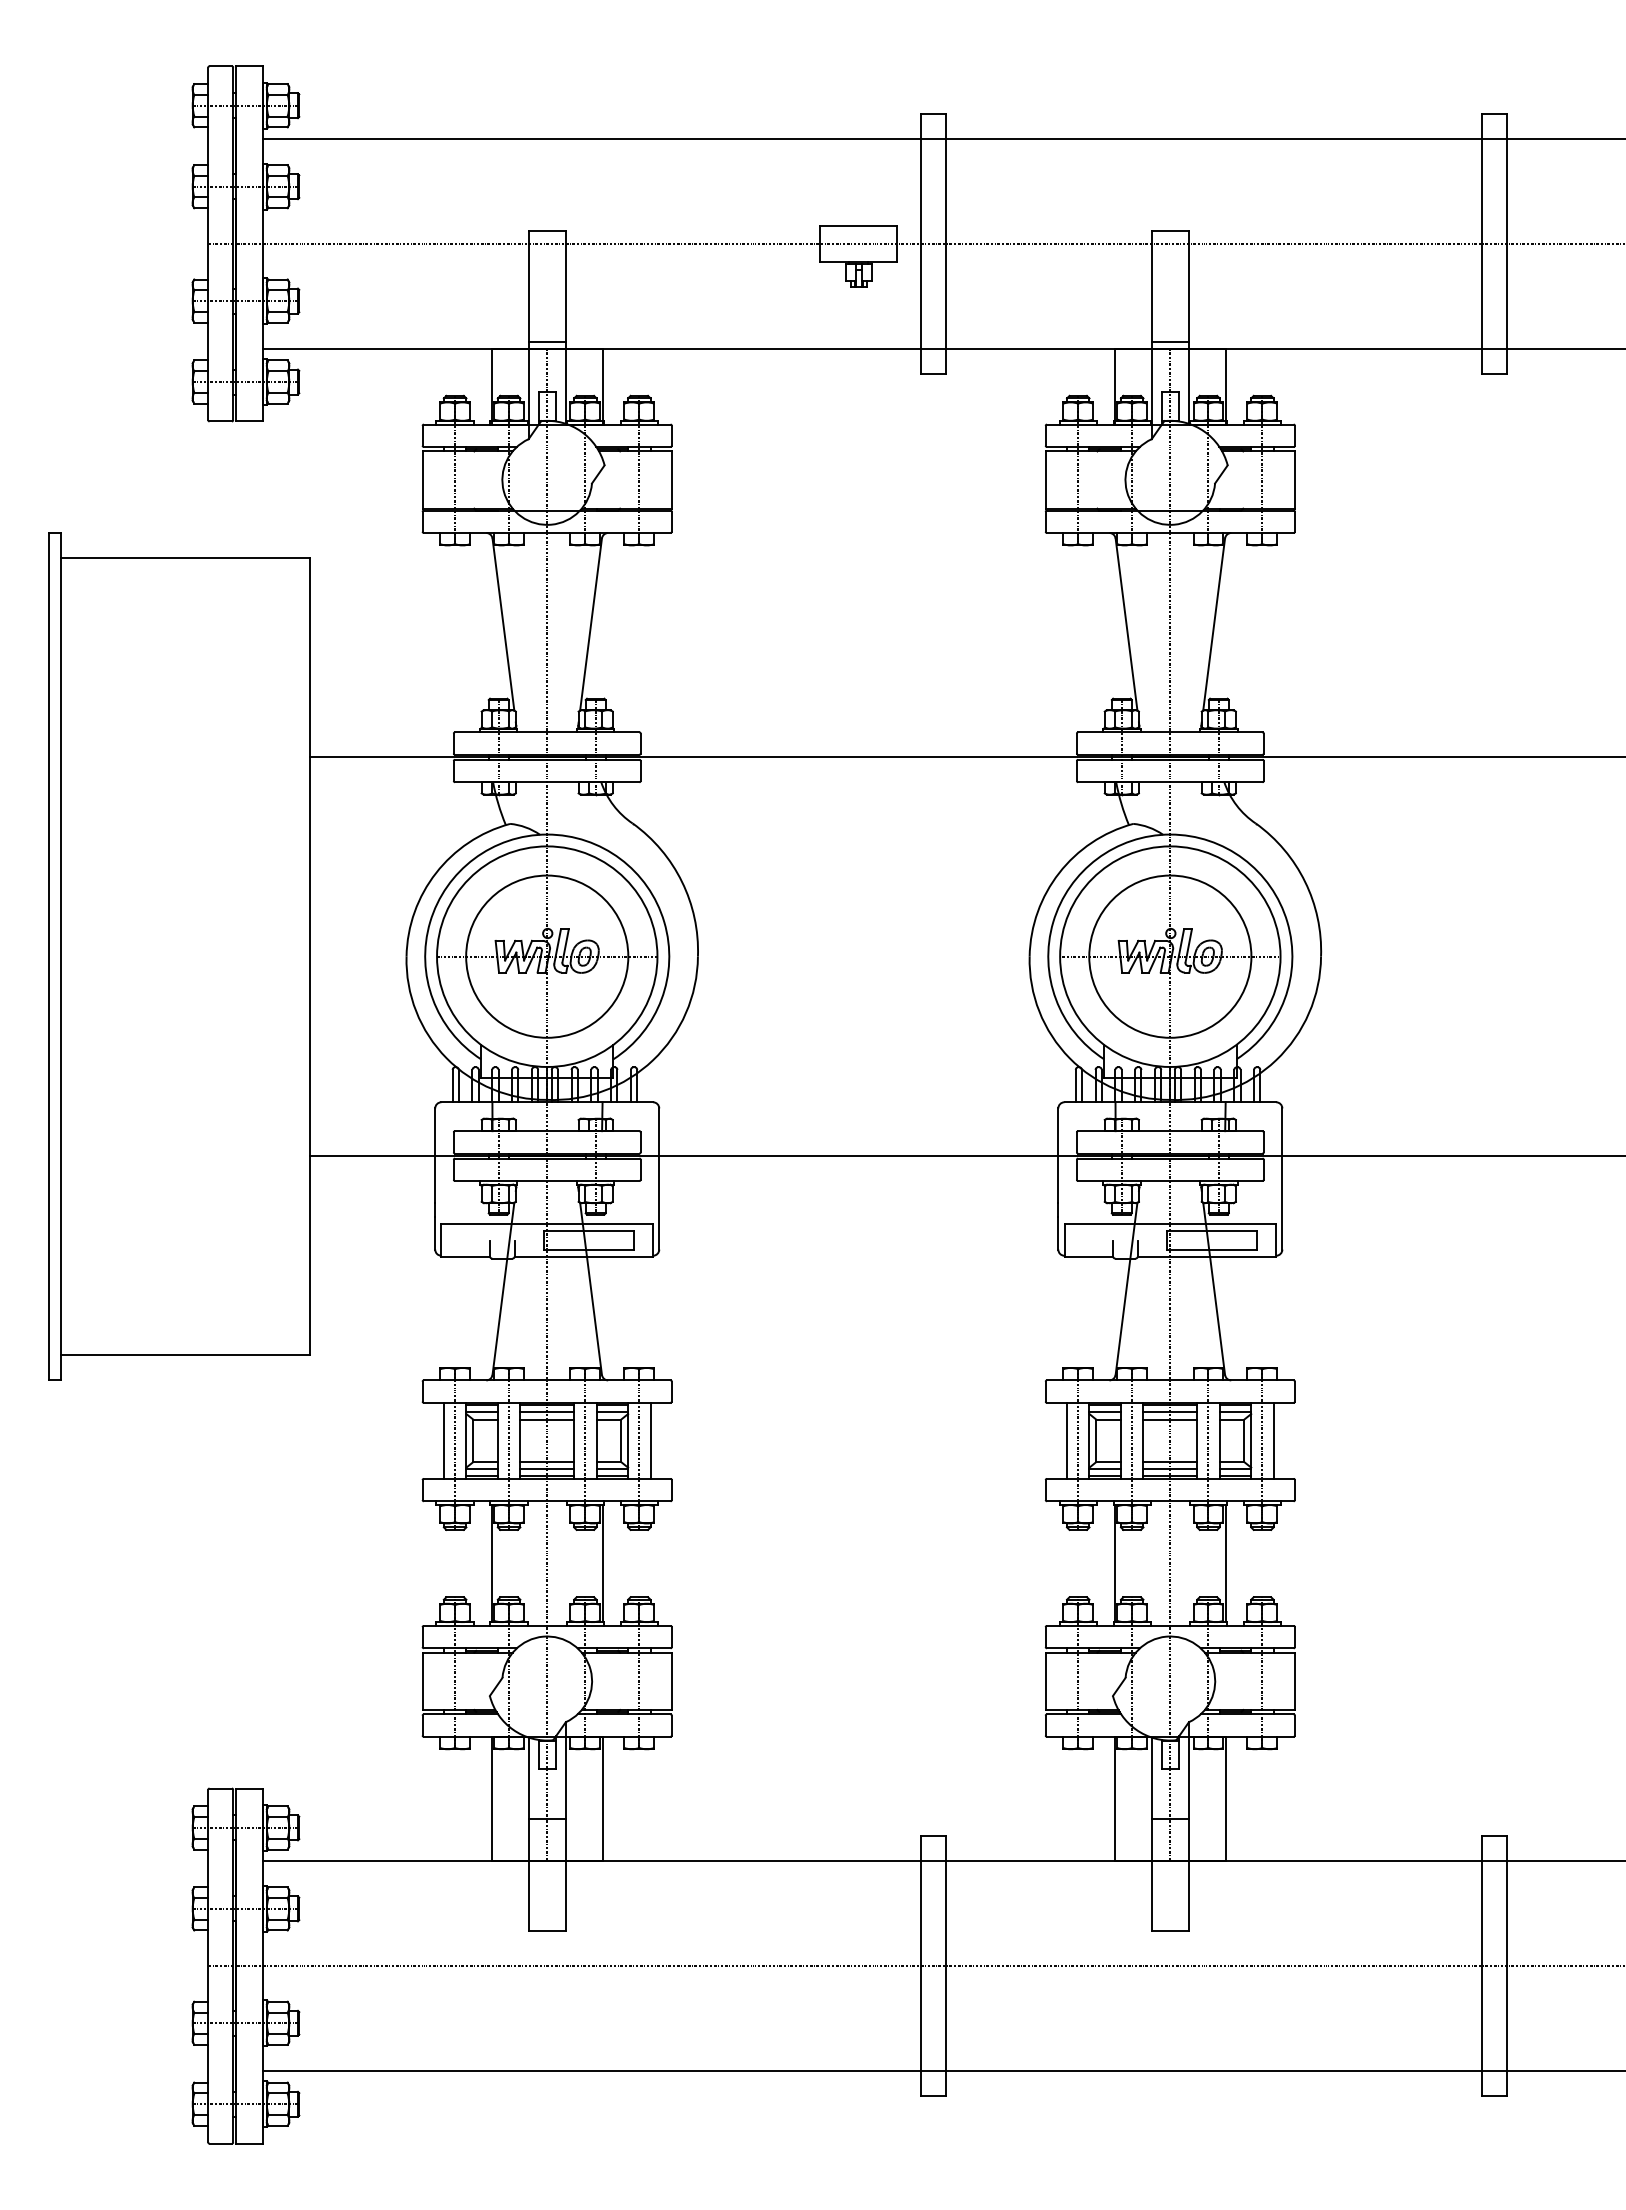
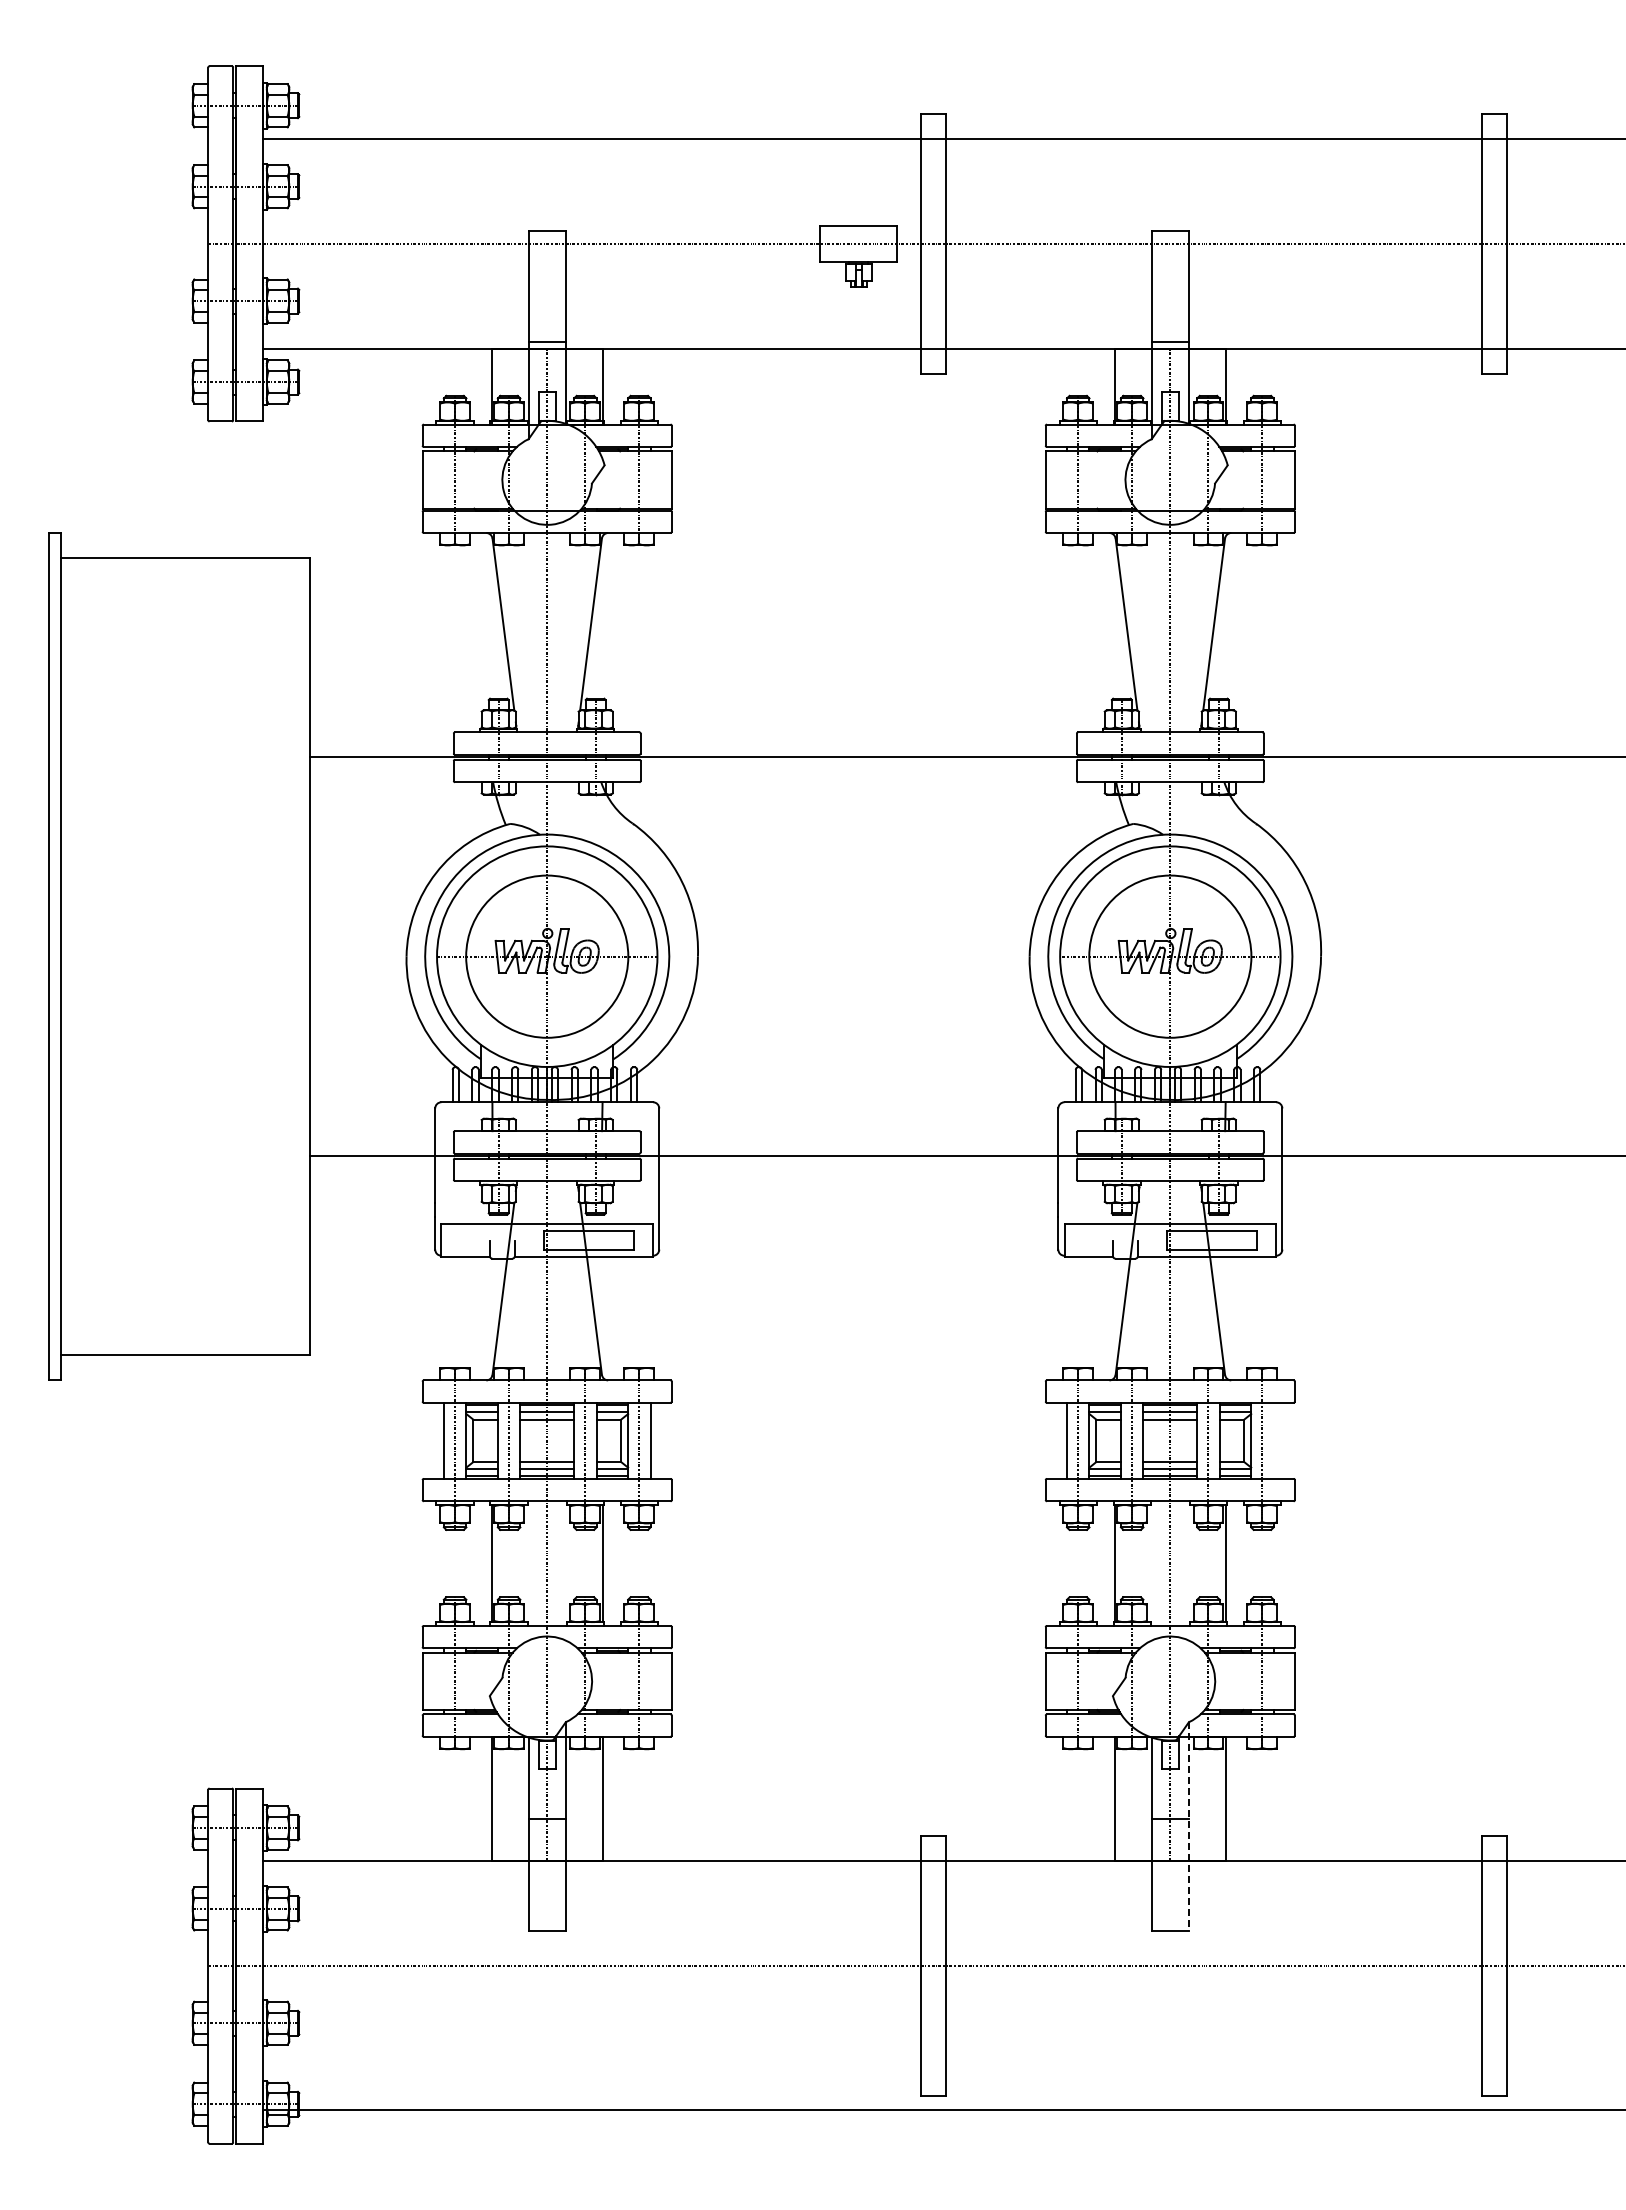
line: present -> none (1273, 1440)
line: solid -> dashed (1189, 1826)
line position: (942, 2070) -> (942, 2109) (942, 2109)
